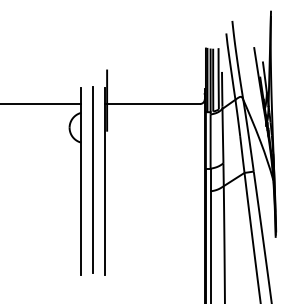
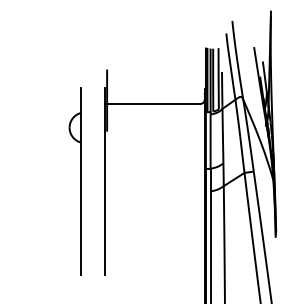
line: present -> none (41, 104)
line: present -> none (93, 179)
